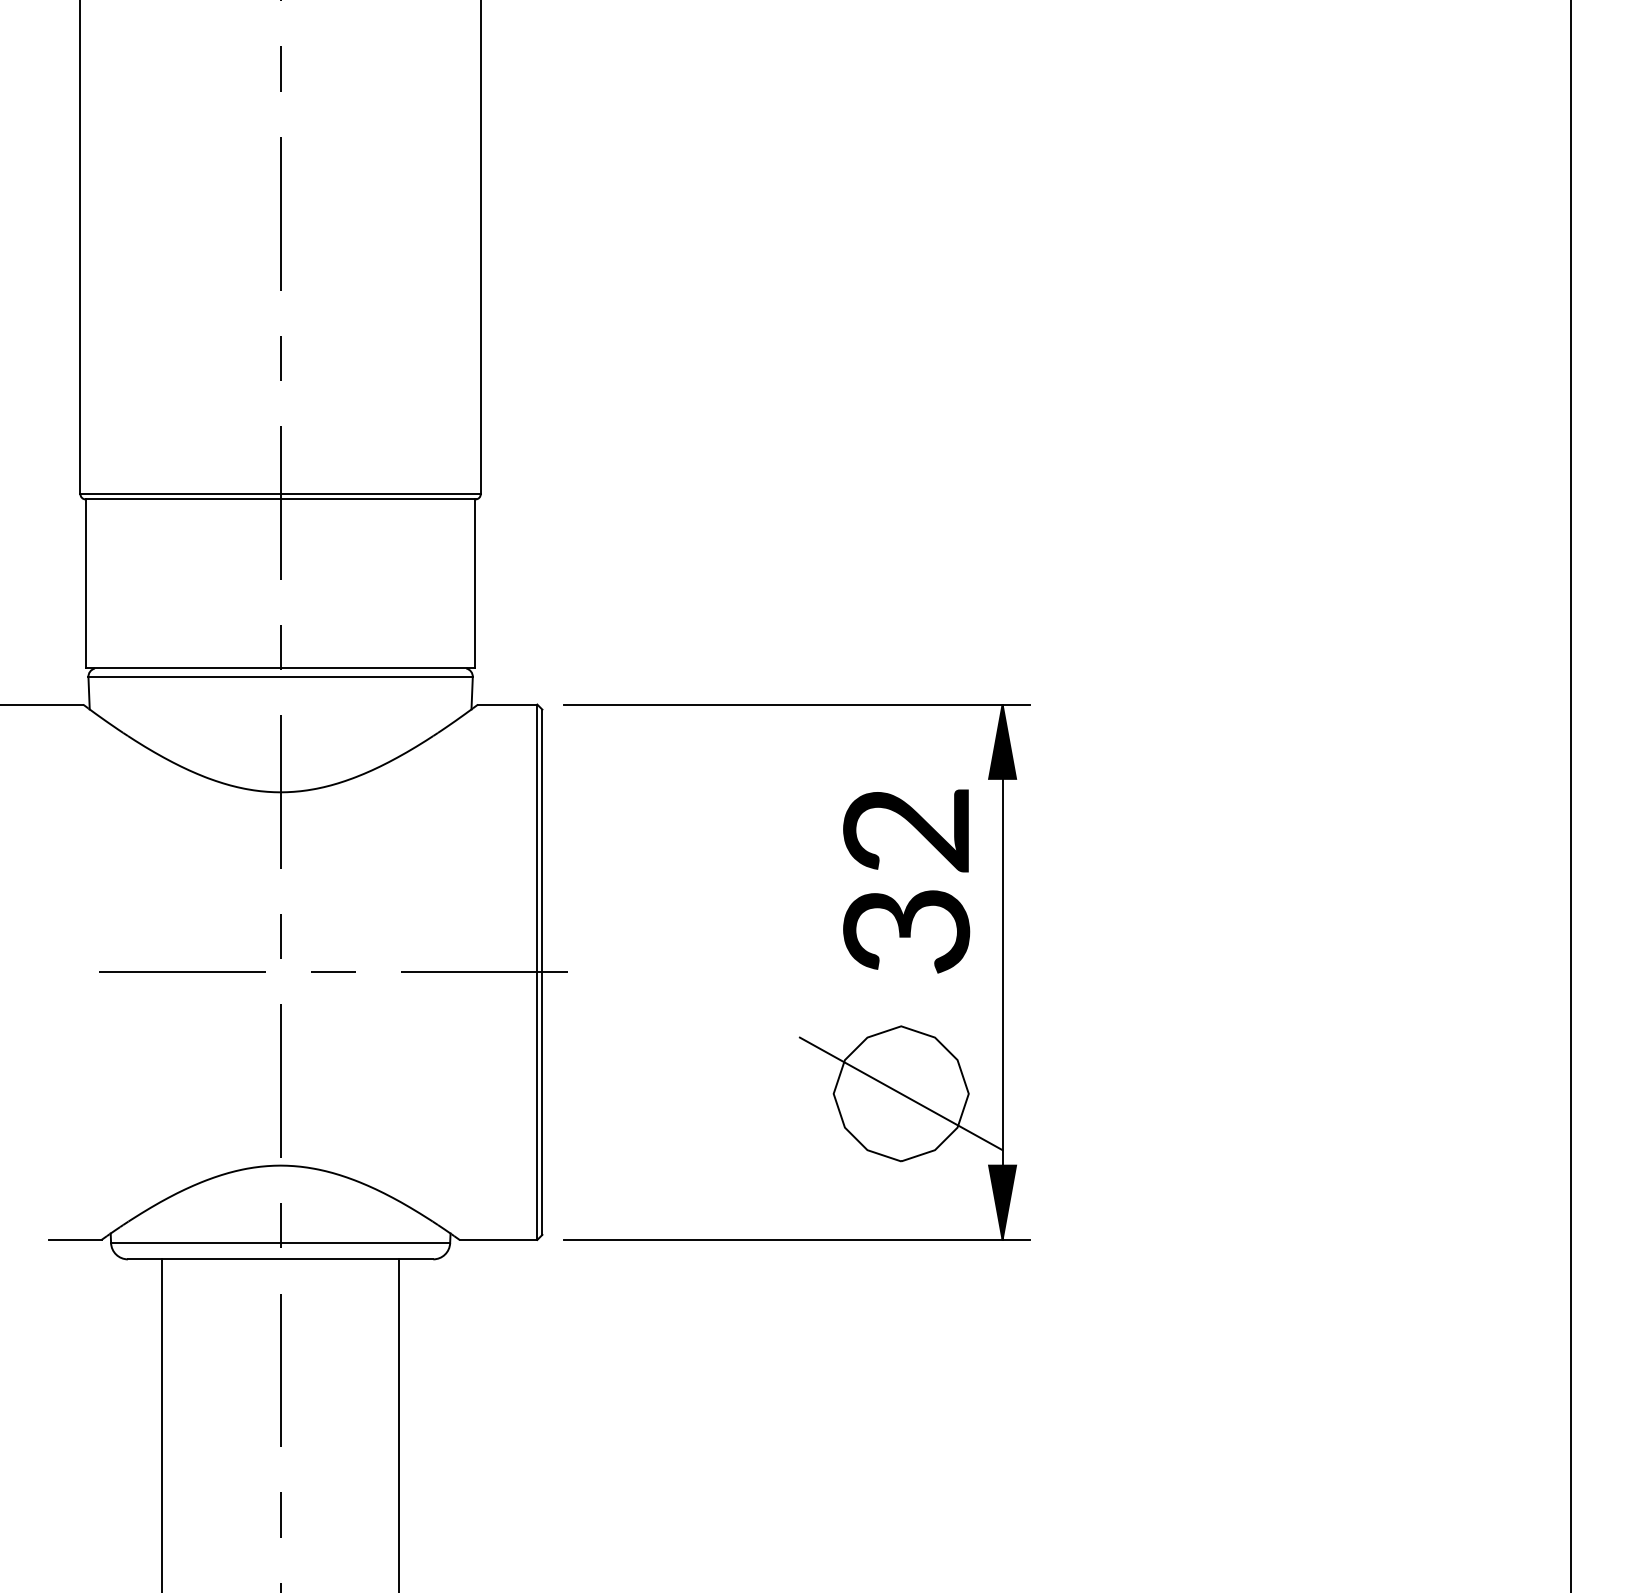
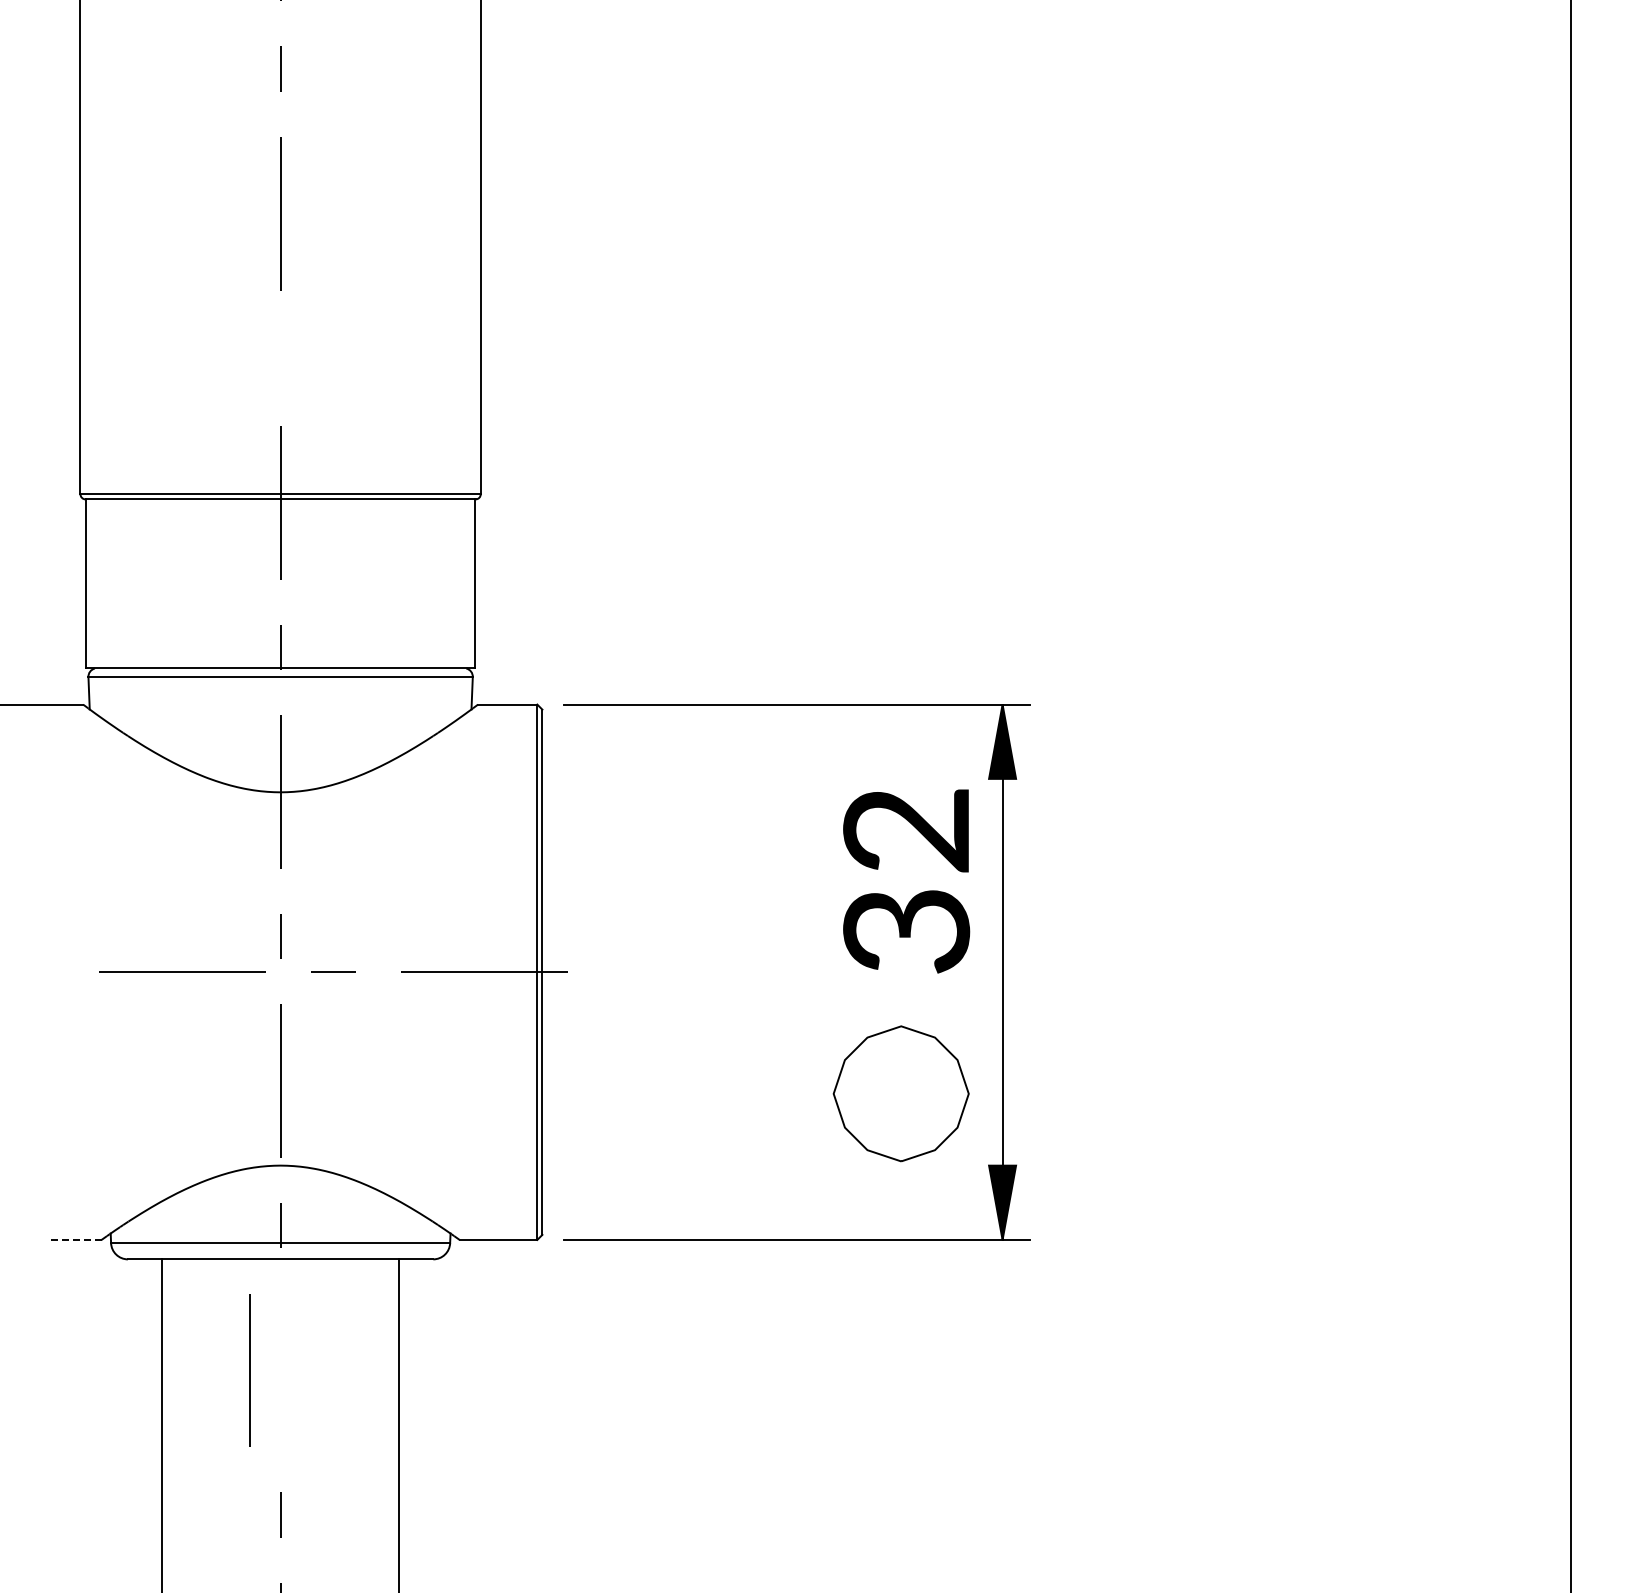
line: present -> none (280, 358)
line: present -> none (900, 1093)
line: solid -> dashed (74, 1239)
line position: (280, 1370) -> (249, 1370) (249, 1370)
